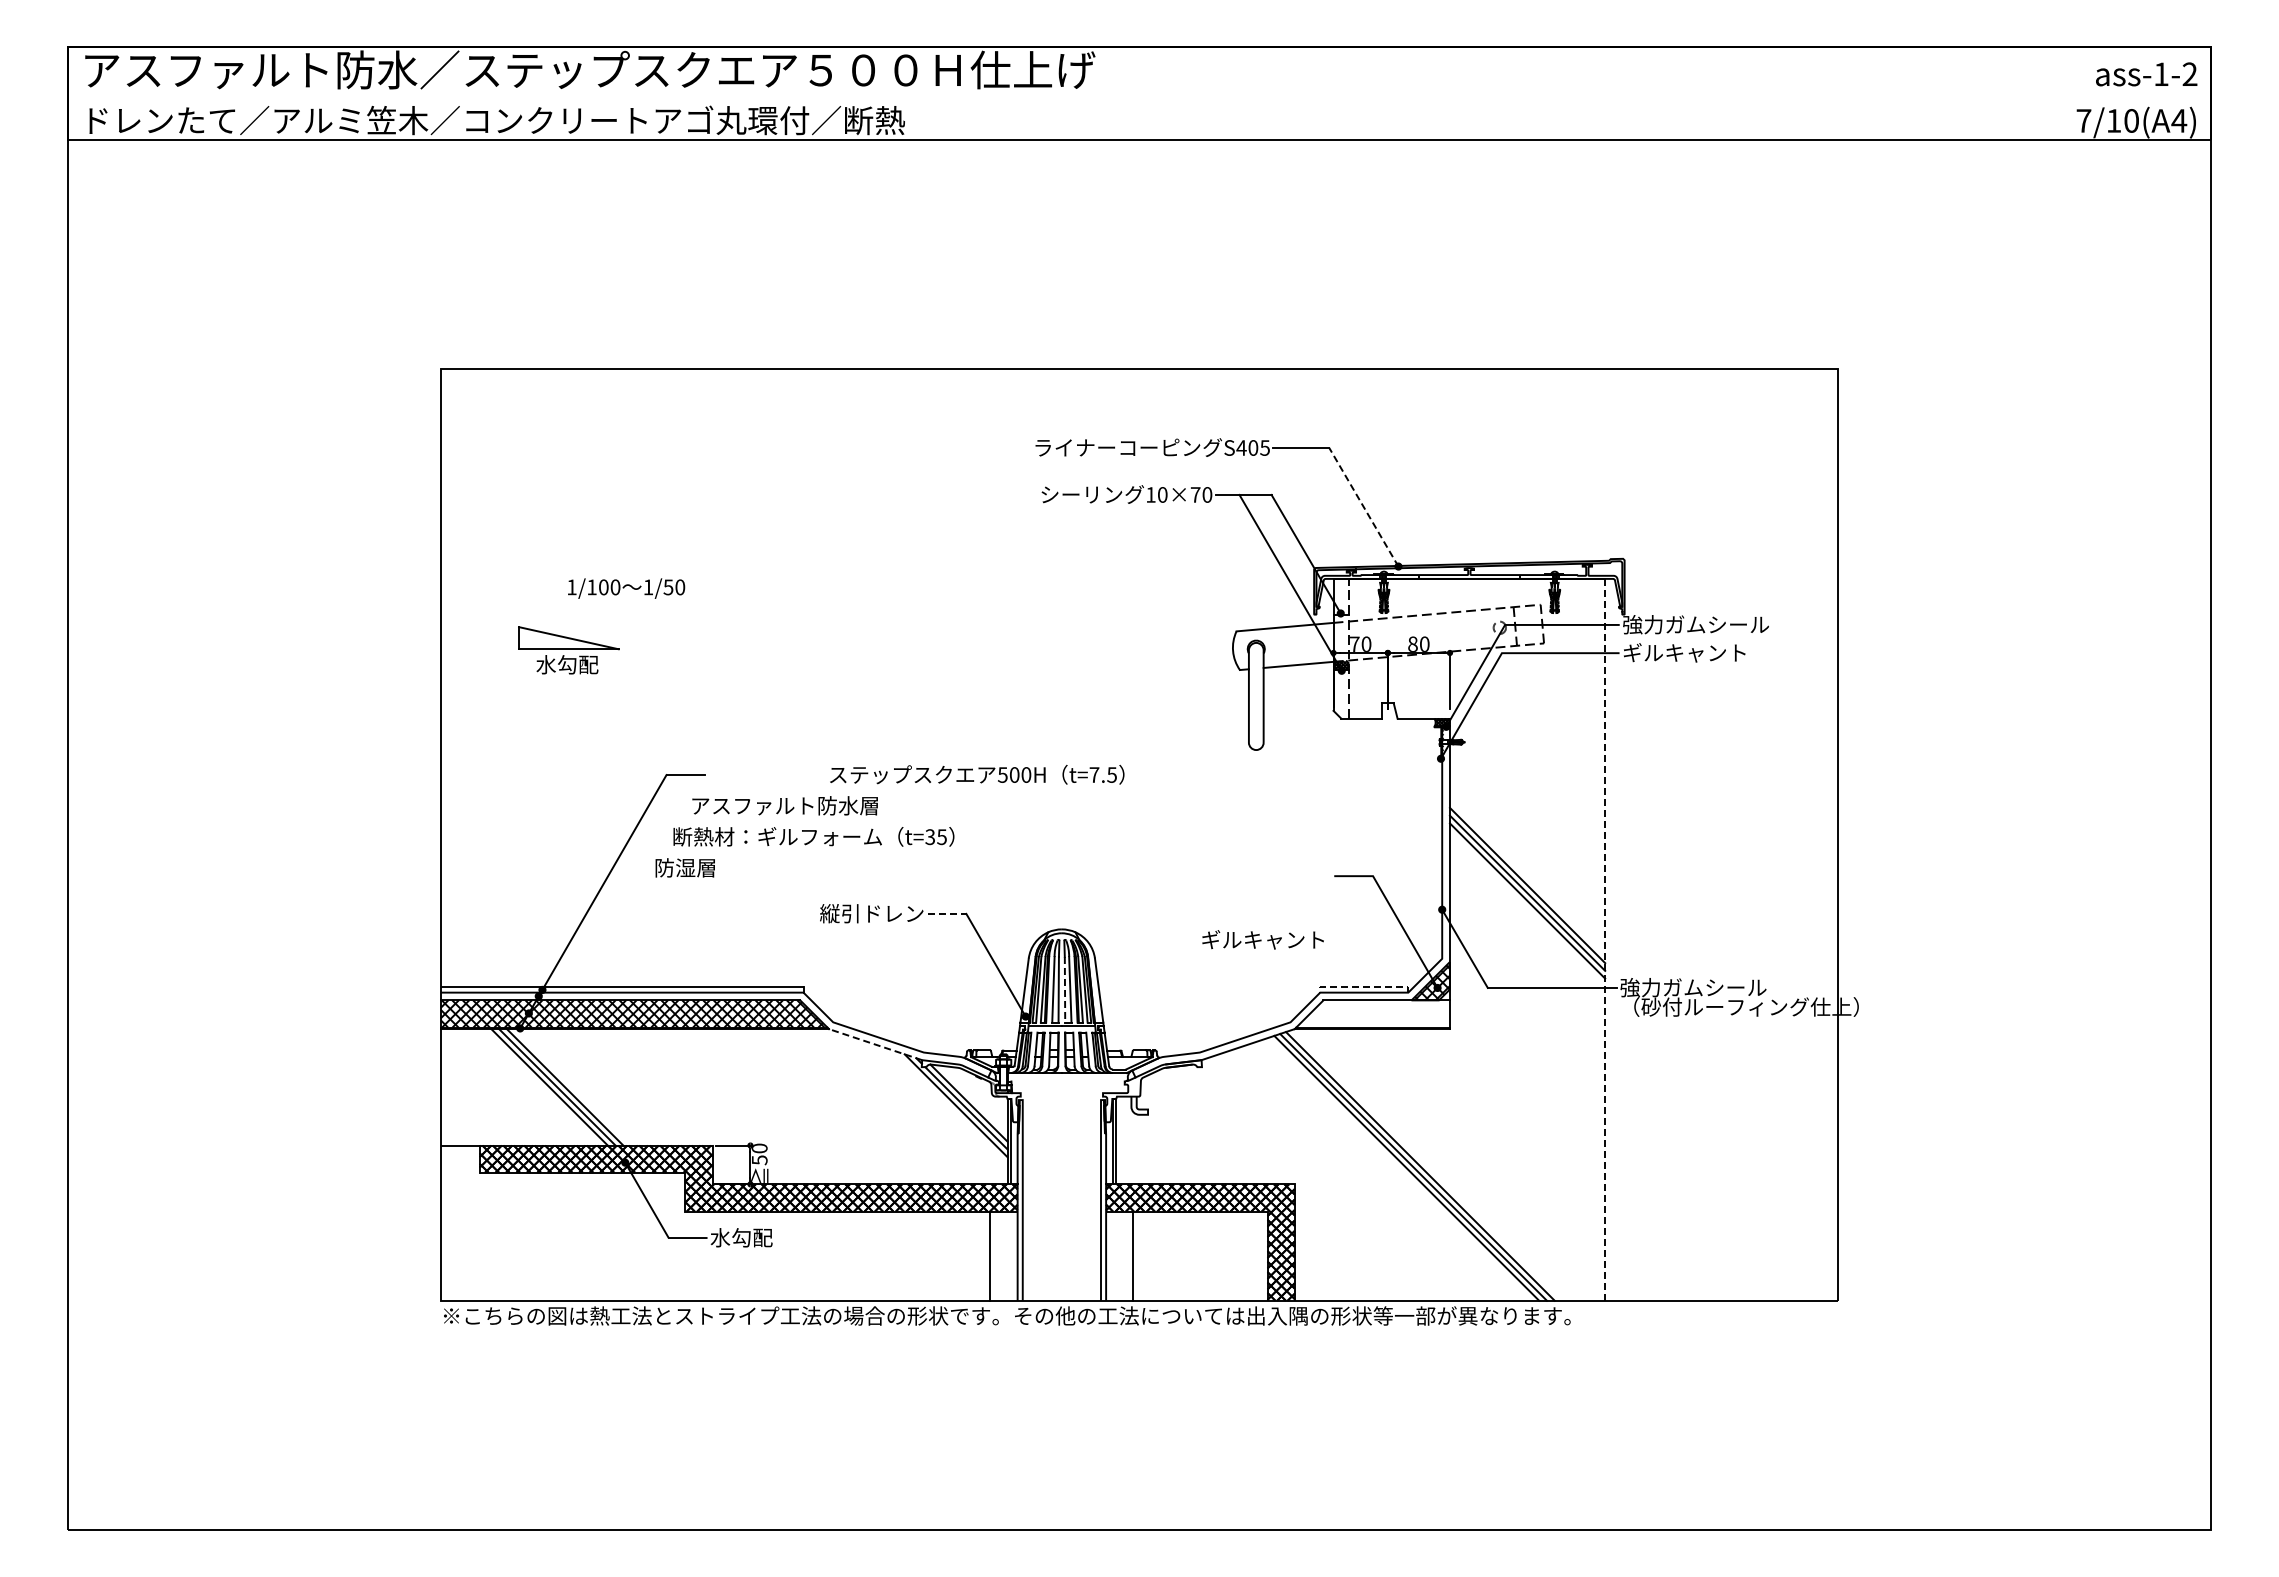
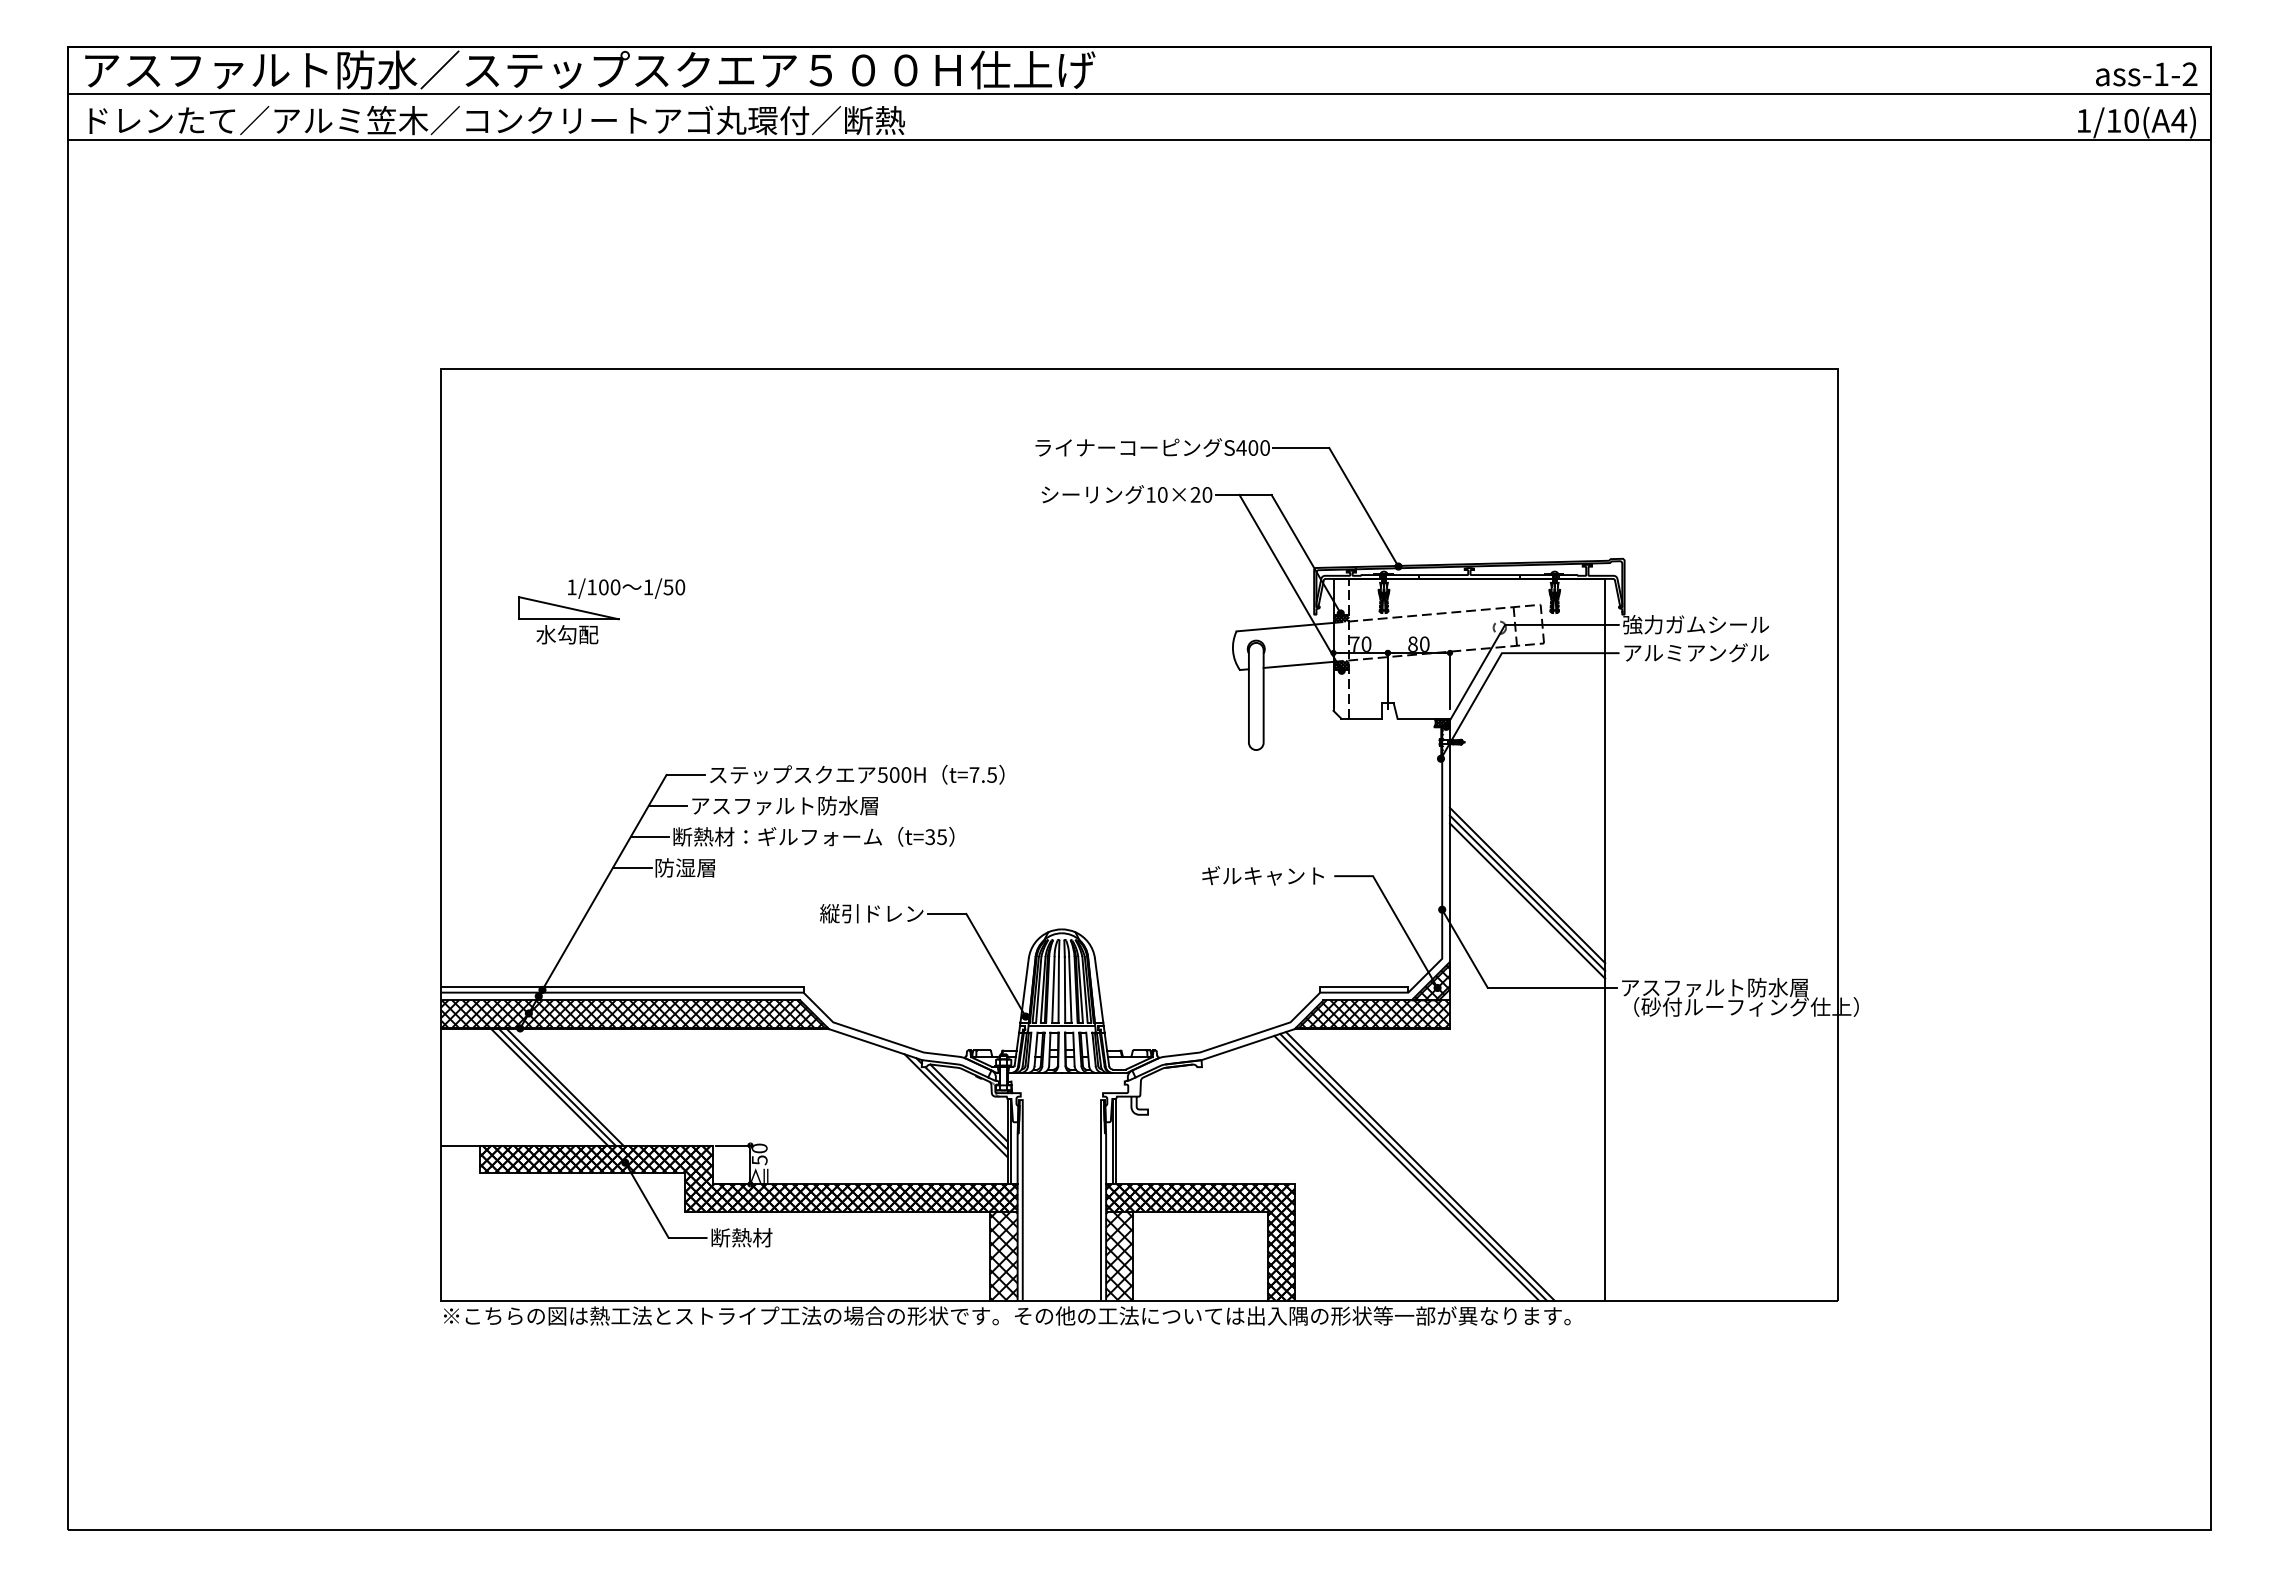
line: none -> present (1139, 93)
text: 7/10(A4) -> 1/10(A4) (2083, 120)
text: S405 -> S400 (1264, 447)
text: 10×70 -> 10×20 (1195, 494)
line: dashed -> solid (1363, 507)
hatch: none -> present (1341, 618)
part position: (568, 650) -> (568, 620) (568, 620)
text: ギルキャント -> アルミアングル (1695, 652)
text position: (977, 774) -> (857, 774) (857, 774)
line: none -> present (667, 806)
line: none -> present (649, 837)
line: none -> present (631, 868)
line: dashed -> solid (947, 913)
text position: (1262, 939) -> (1262, 875) (1262, 875)
line: dashed -> solid (1605, 939)
line: dashed -> solid (1363, 986)
text: 強力ガムシール -> アスファルト防水層 (1713, 987)
line: dashed -> solid (1065, 989)
hatch: none -> present (1374, 1013)
line: dashed -> solid (875, 1044)
text: 水勾配 -> 断熱材 (741, 1237)
hatch: none -> present (1003, 1255)
hatch: none -> present (1119, 1255)
